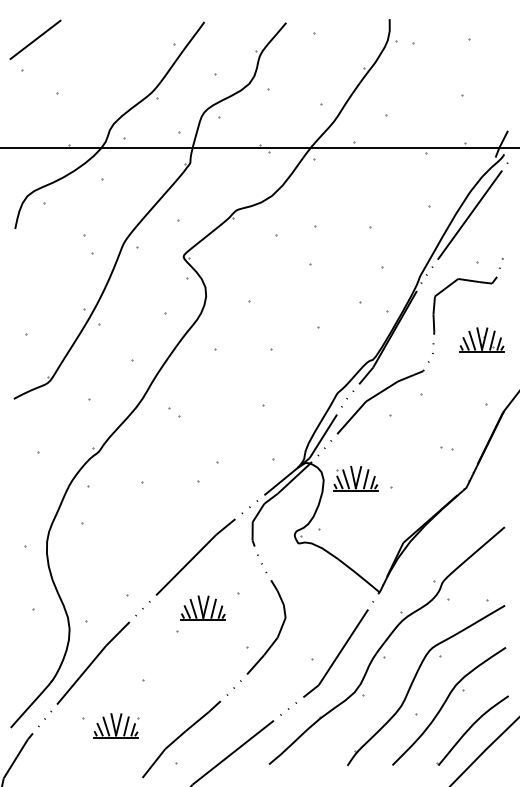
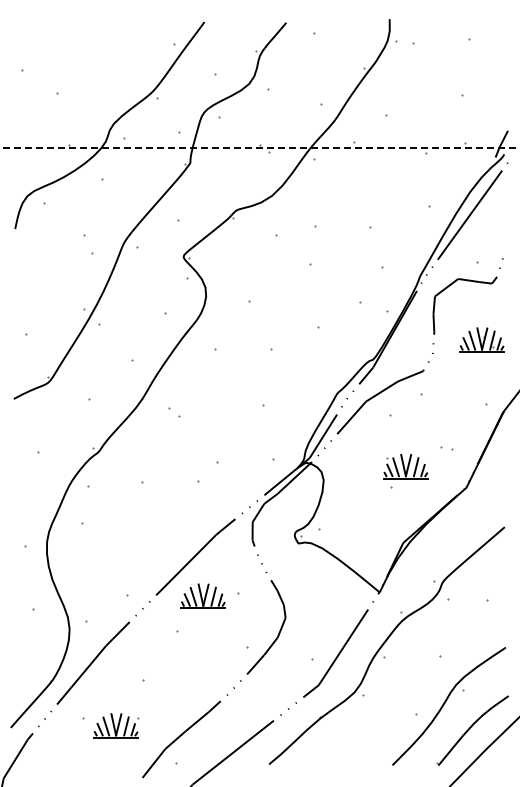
line: present -> none (35, 39)
line: solid -> dashed (260, 147)
part position: (355, 478) -> (405, 466) (405, 466)
part position: (202, 607) -> (202, 595) (202, 595)
part: present -> none (414, 680)
